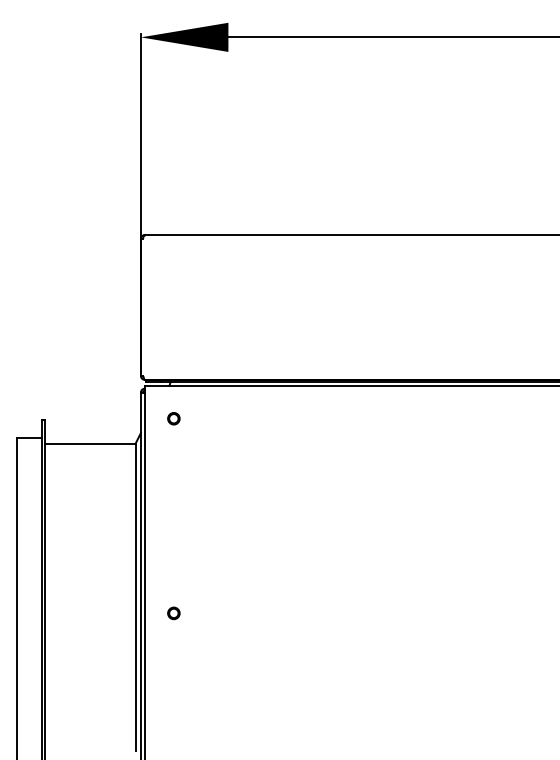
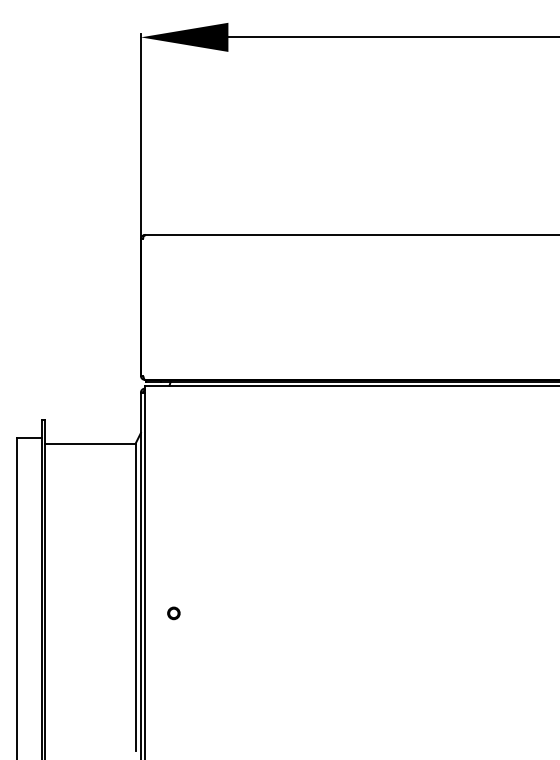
circle: present -> none (173, 418)
